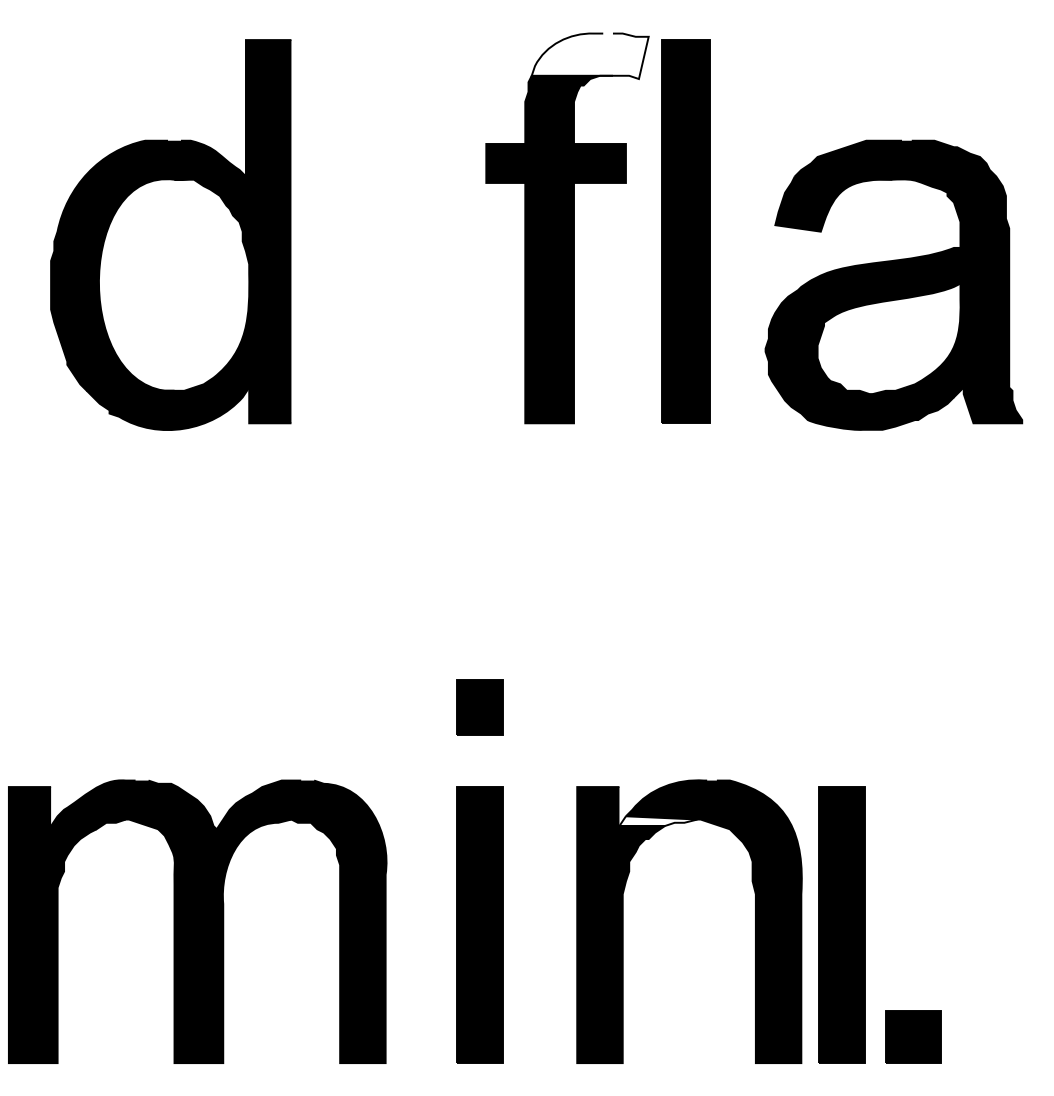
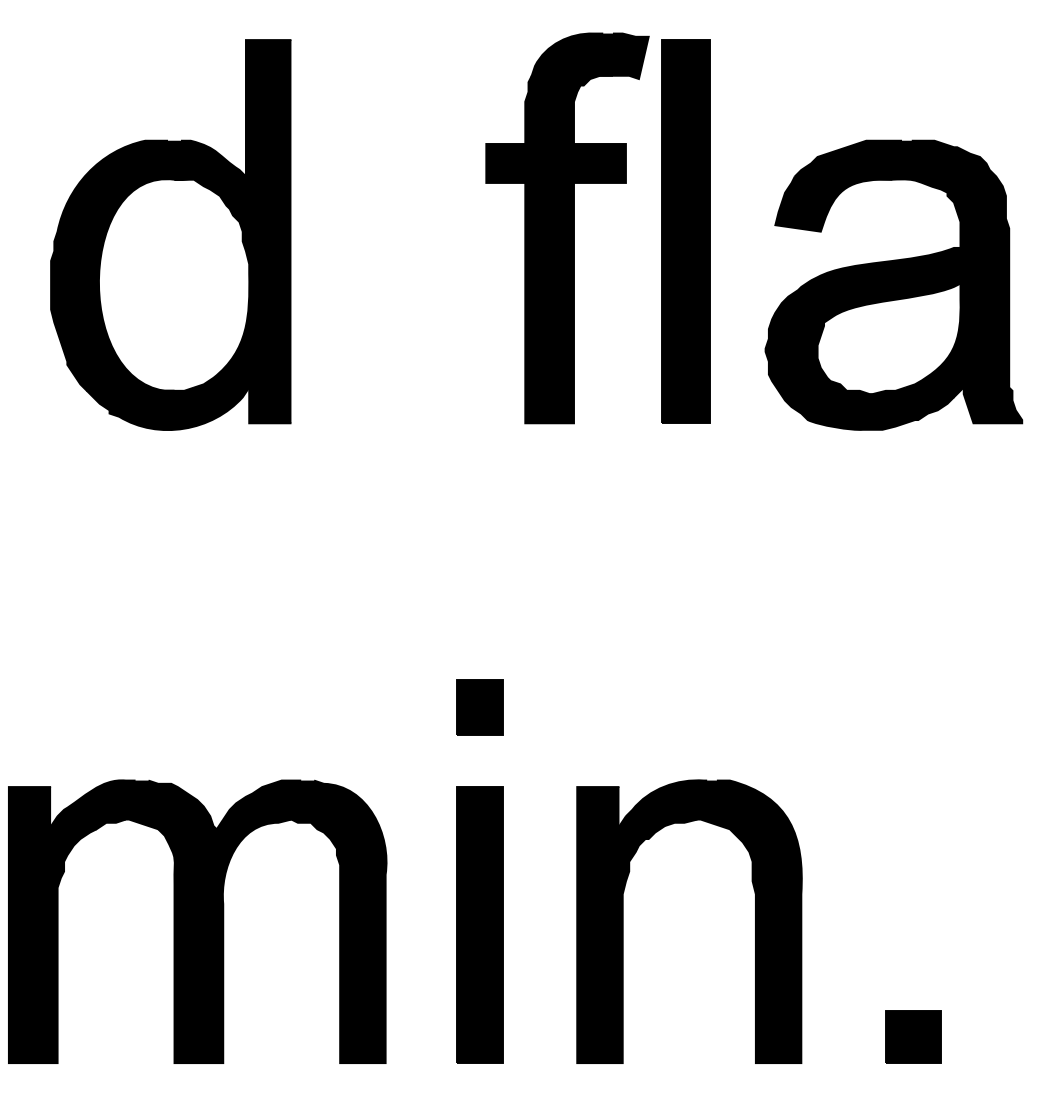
fill: none -> present (589, 56)
fill: none -> present (658, 821)
part: present -> none (841, 924)
